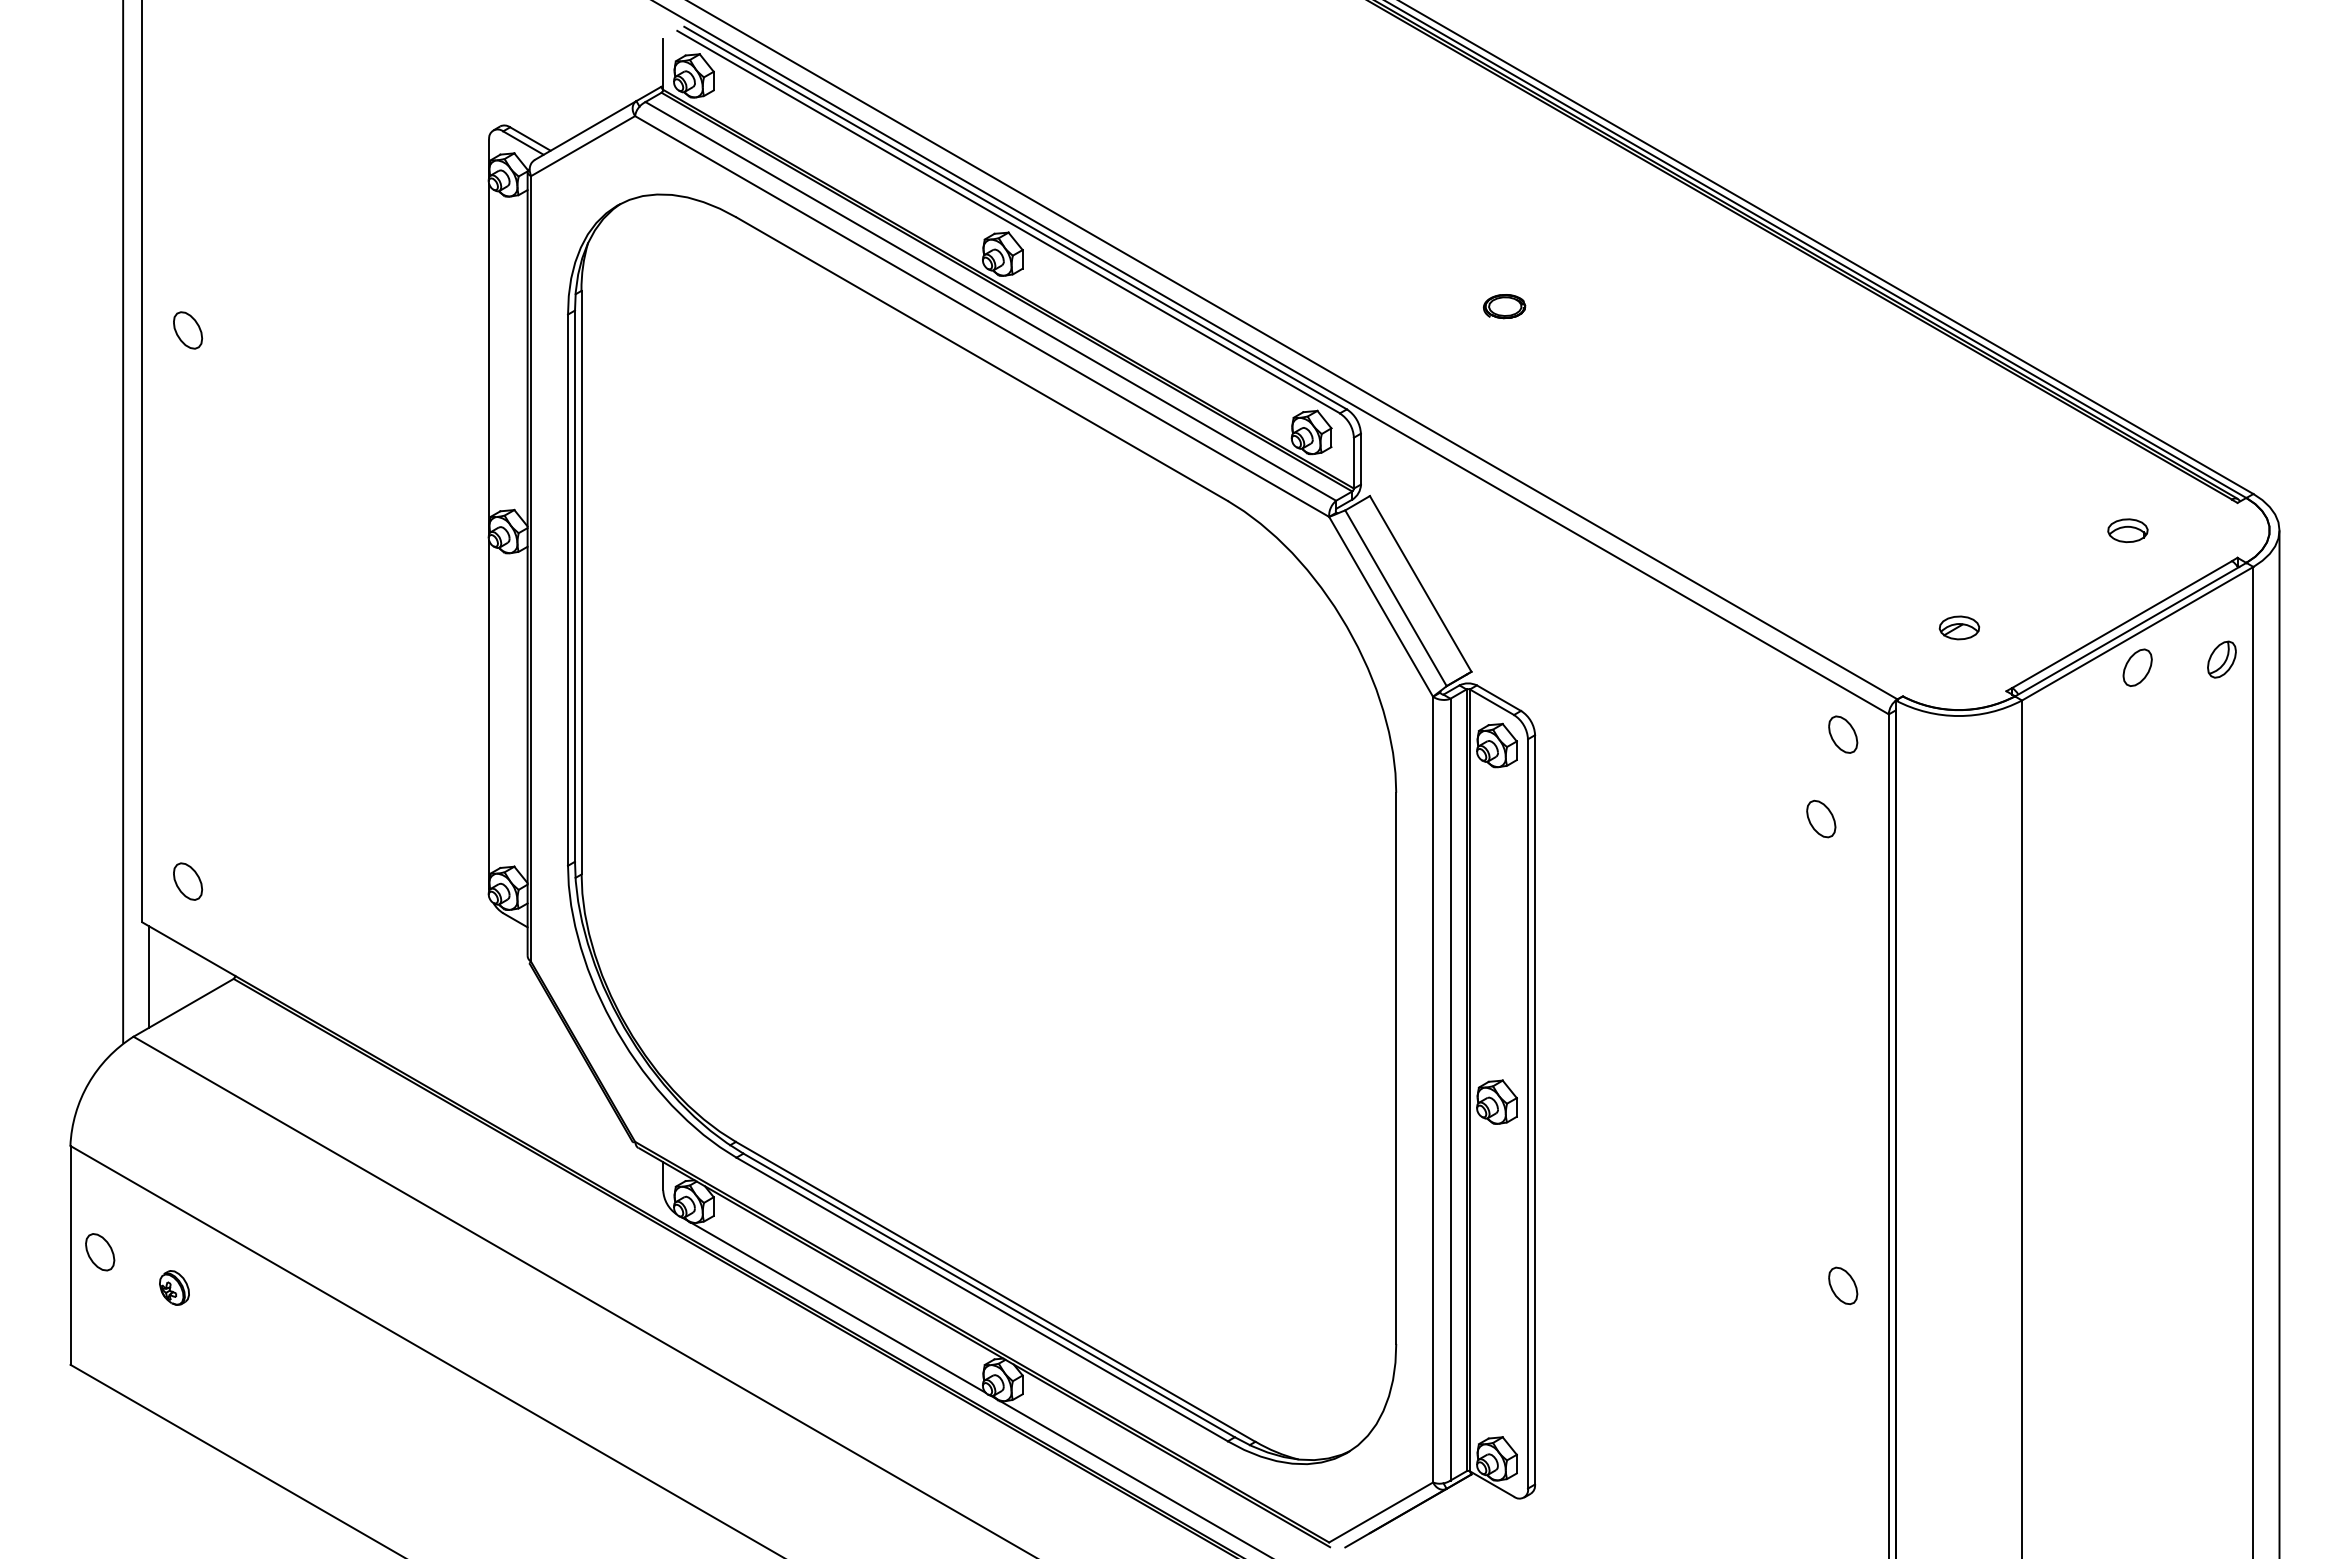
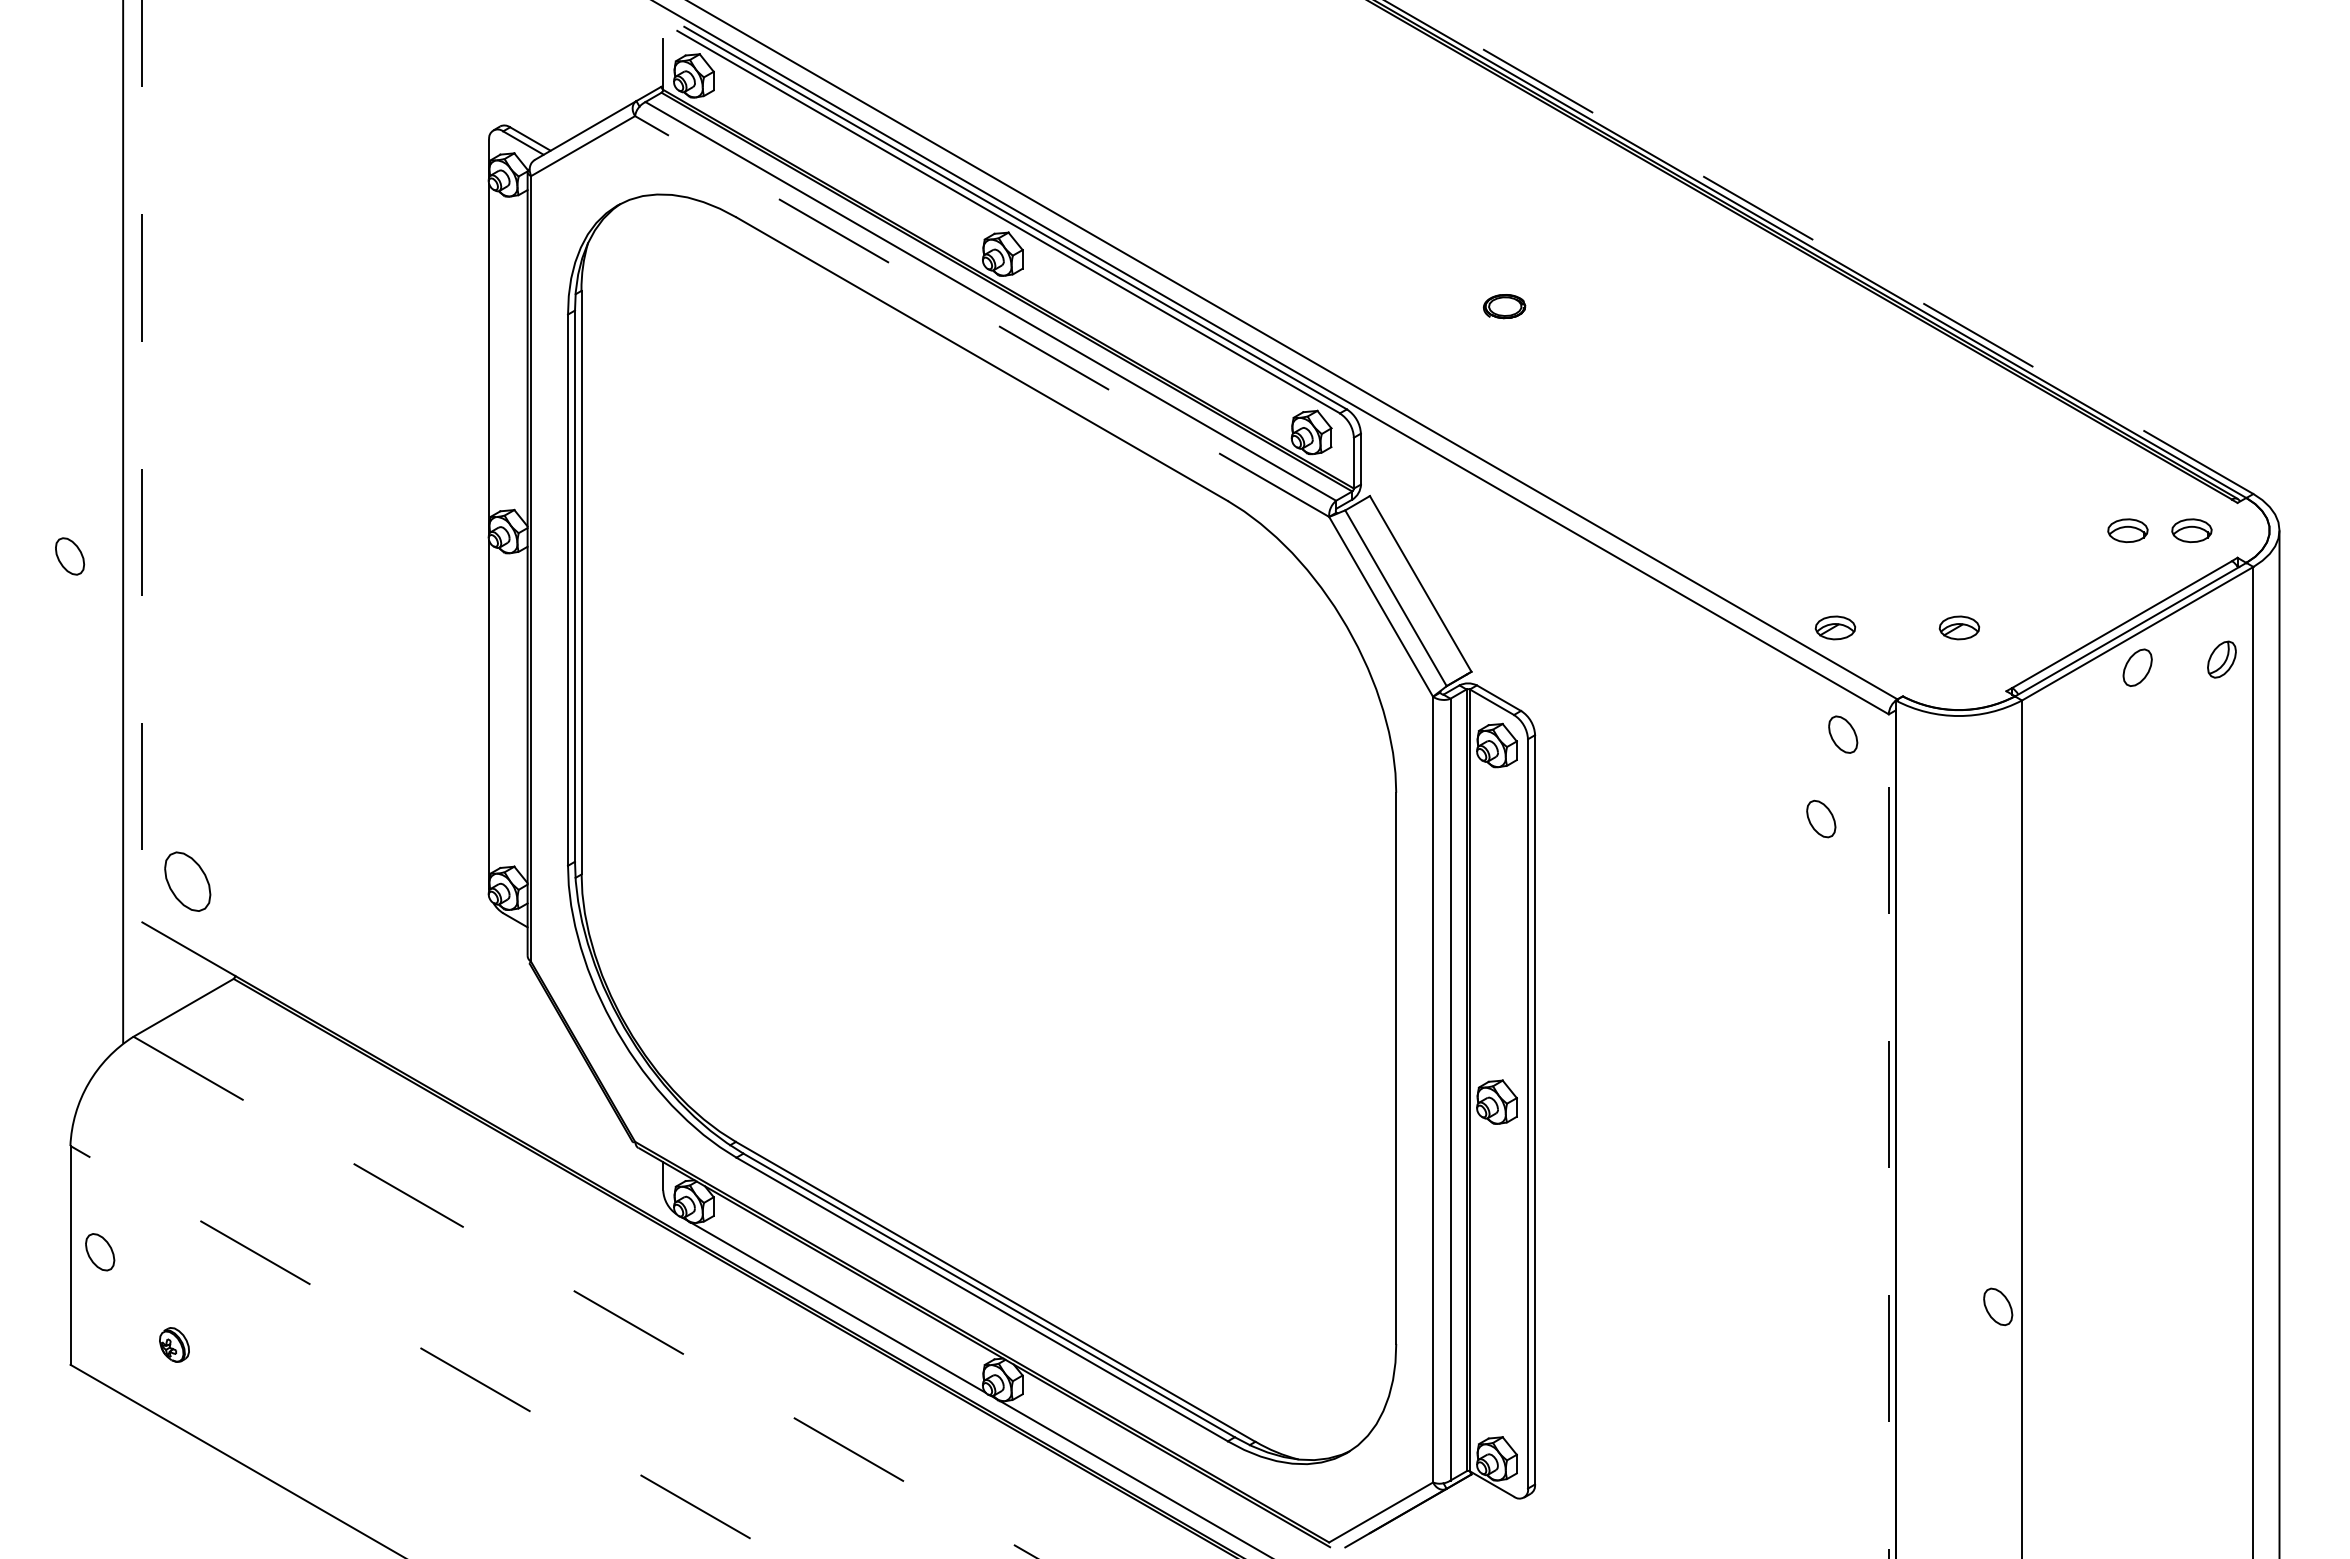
line: solid -> dashed (1825, 247)
line: solid -> dashed (982, 316)
part position: (188, 330) -> (70, 556) (70, 556)
line: solid -> dashed (142, 461)
part: none -> present (2191, 530)
part: none -> present (1835, 627)
part size: 31x39 px -> 48x61 px (187, 881)
line: present -> none (149, 976)
line: solid -> dashed (1888, 1136)
part position: (1843, 1285) -> (1998, 1306) (1998, 1306)
part position: (174, 1287) -> (174, 1344) (174, 1344)
line: solid -> dashed (585, 1297)
line: solid -> dashed (428, 1352)
